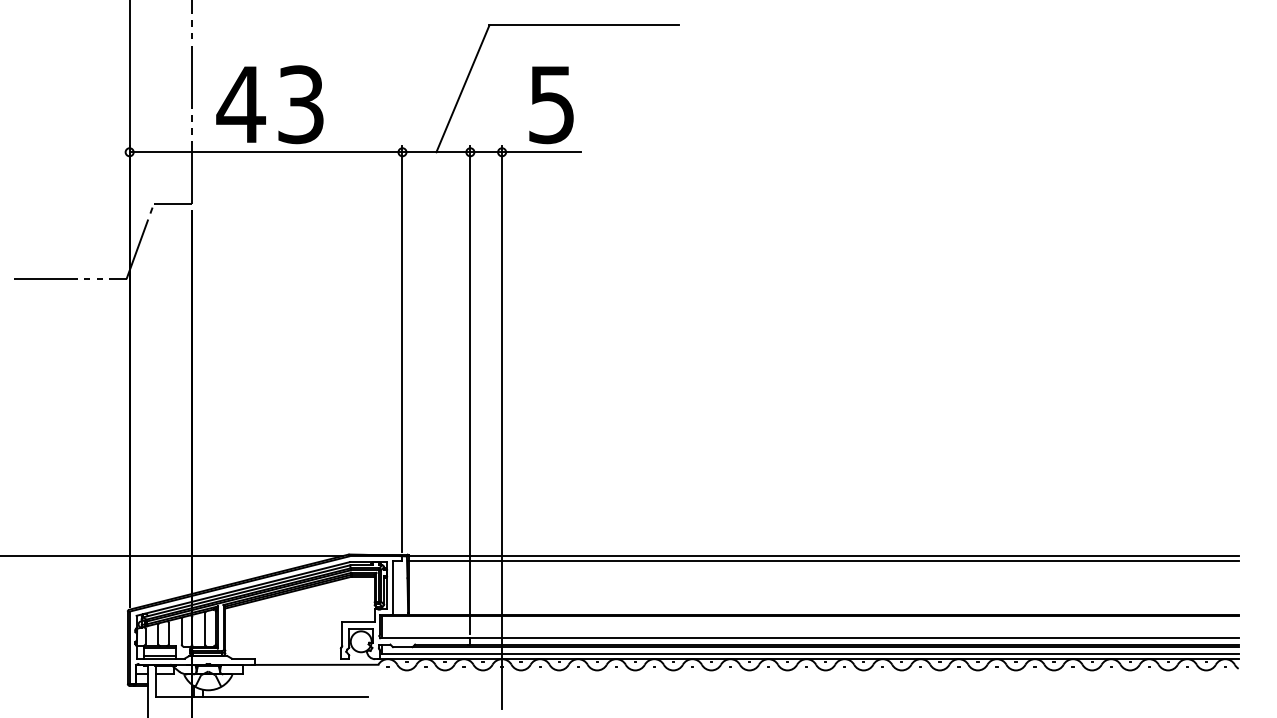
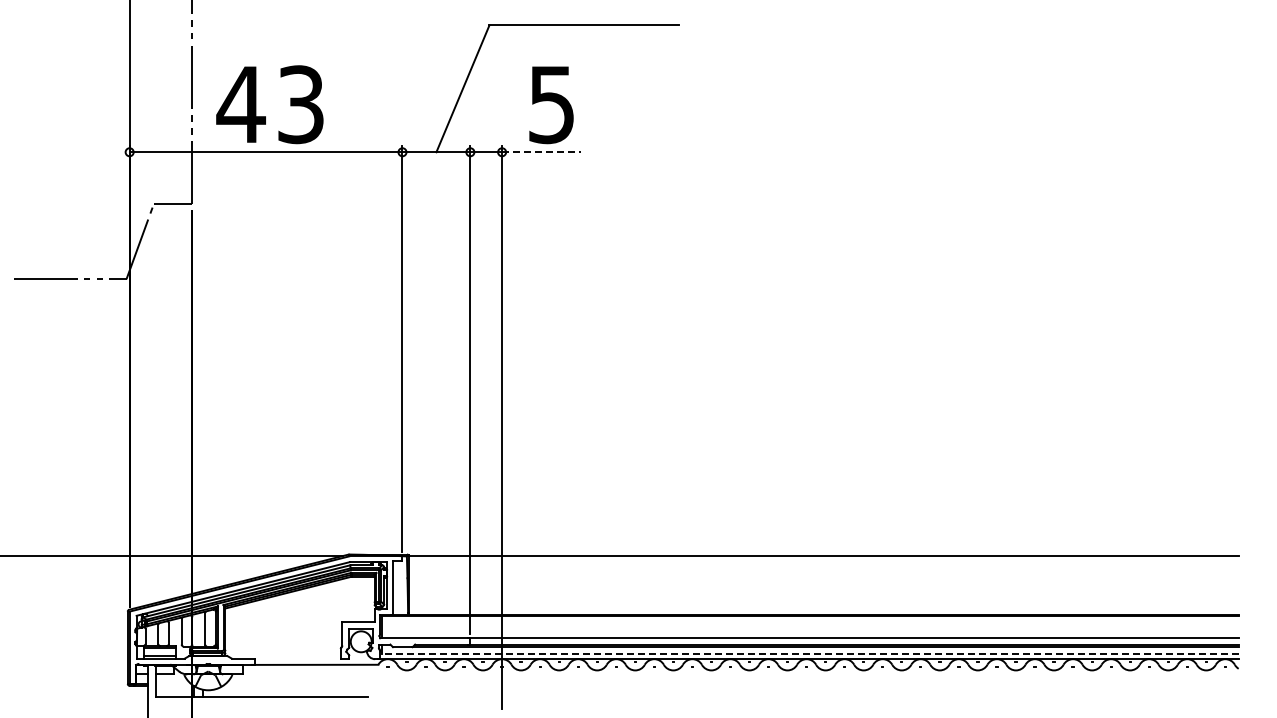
line: solid -> dashed (541, 152)
line: present -> none (823, 561)
line: solid -> dashed (810, 654)
